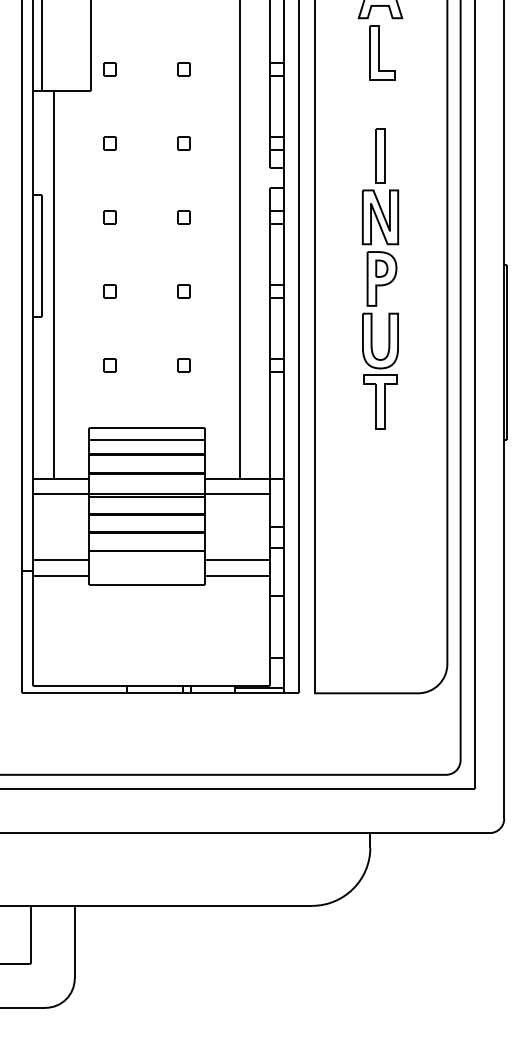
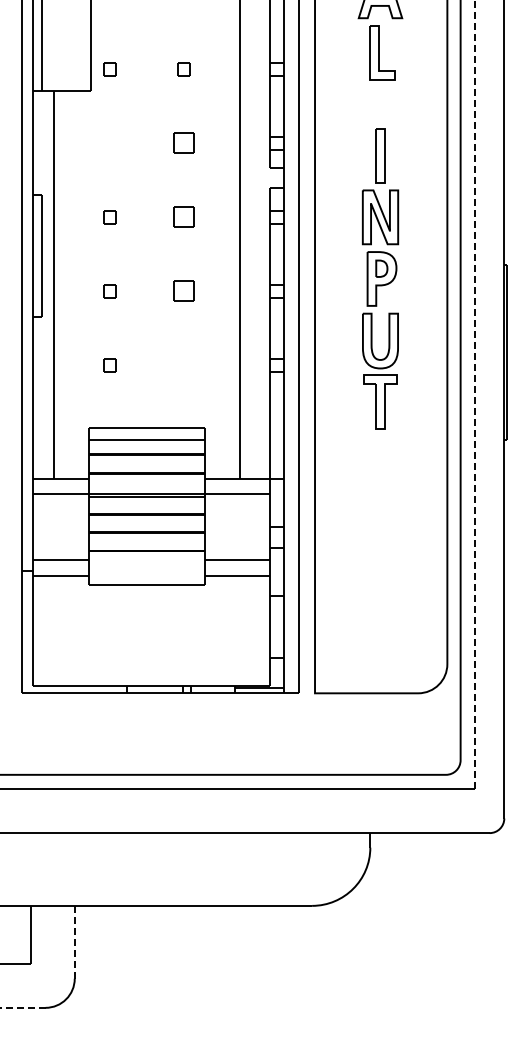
part: present -> none (109, 143)
part size: 14x15 px -> 22x22 px (183, 142)
part size: 14x15 px -> 22x22 px (183, 216)
part size: 14x15 px -> 22x22 px (183, 290)
part: present -> none (183, 365)
line: solid -> dashed (475, 394)
line: solid -> dashed (74, 941)
line: solid -> dashed (22, 1007)
